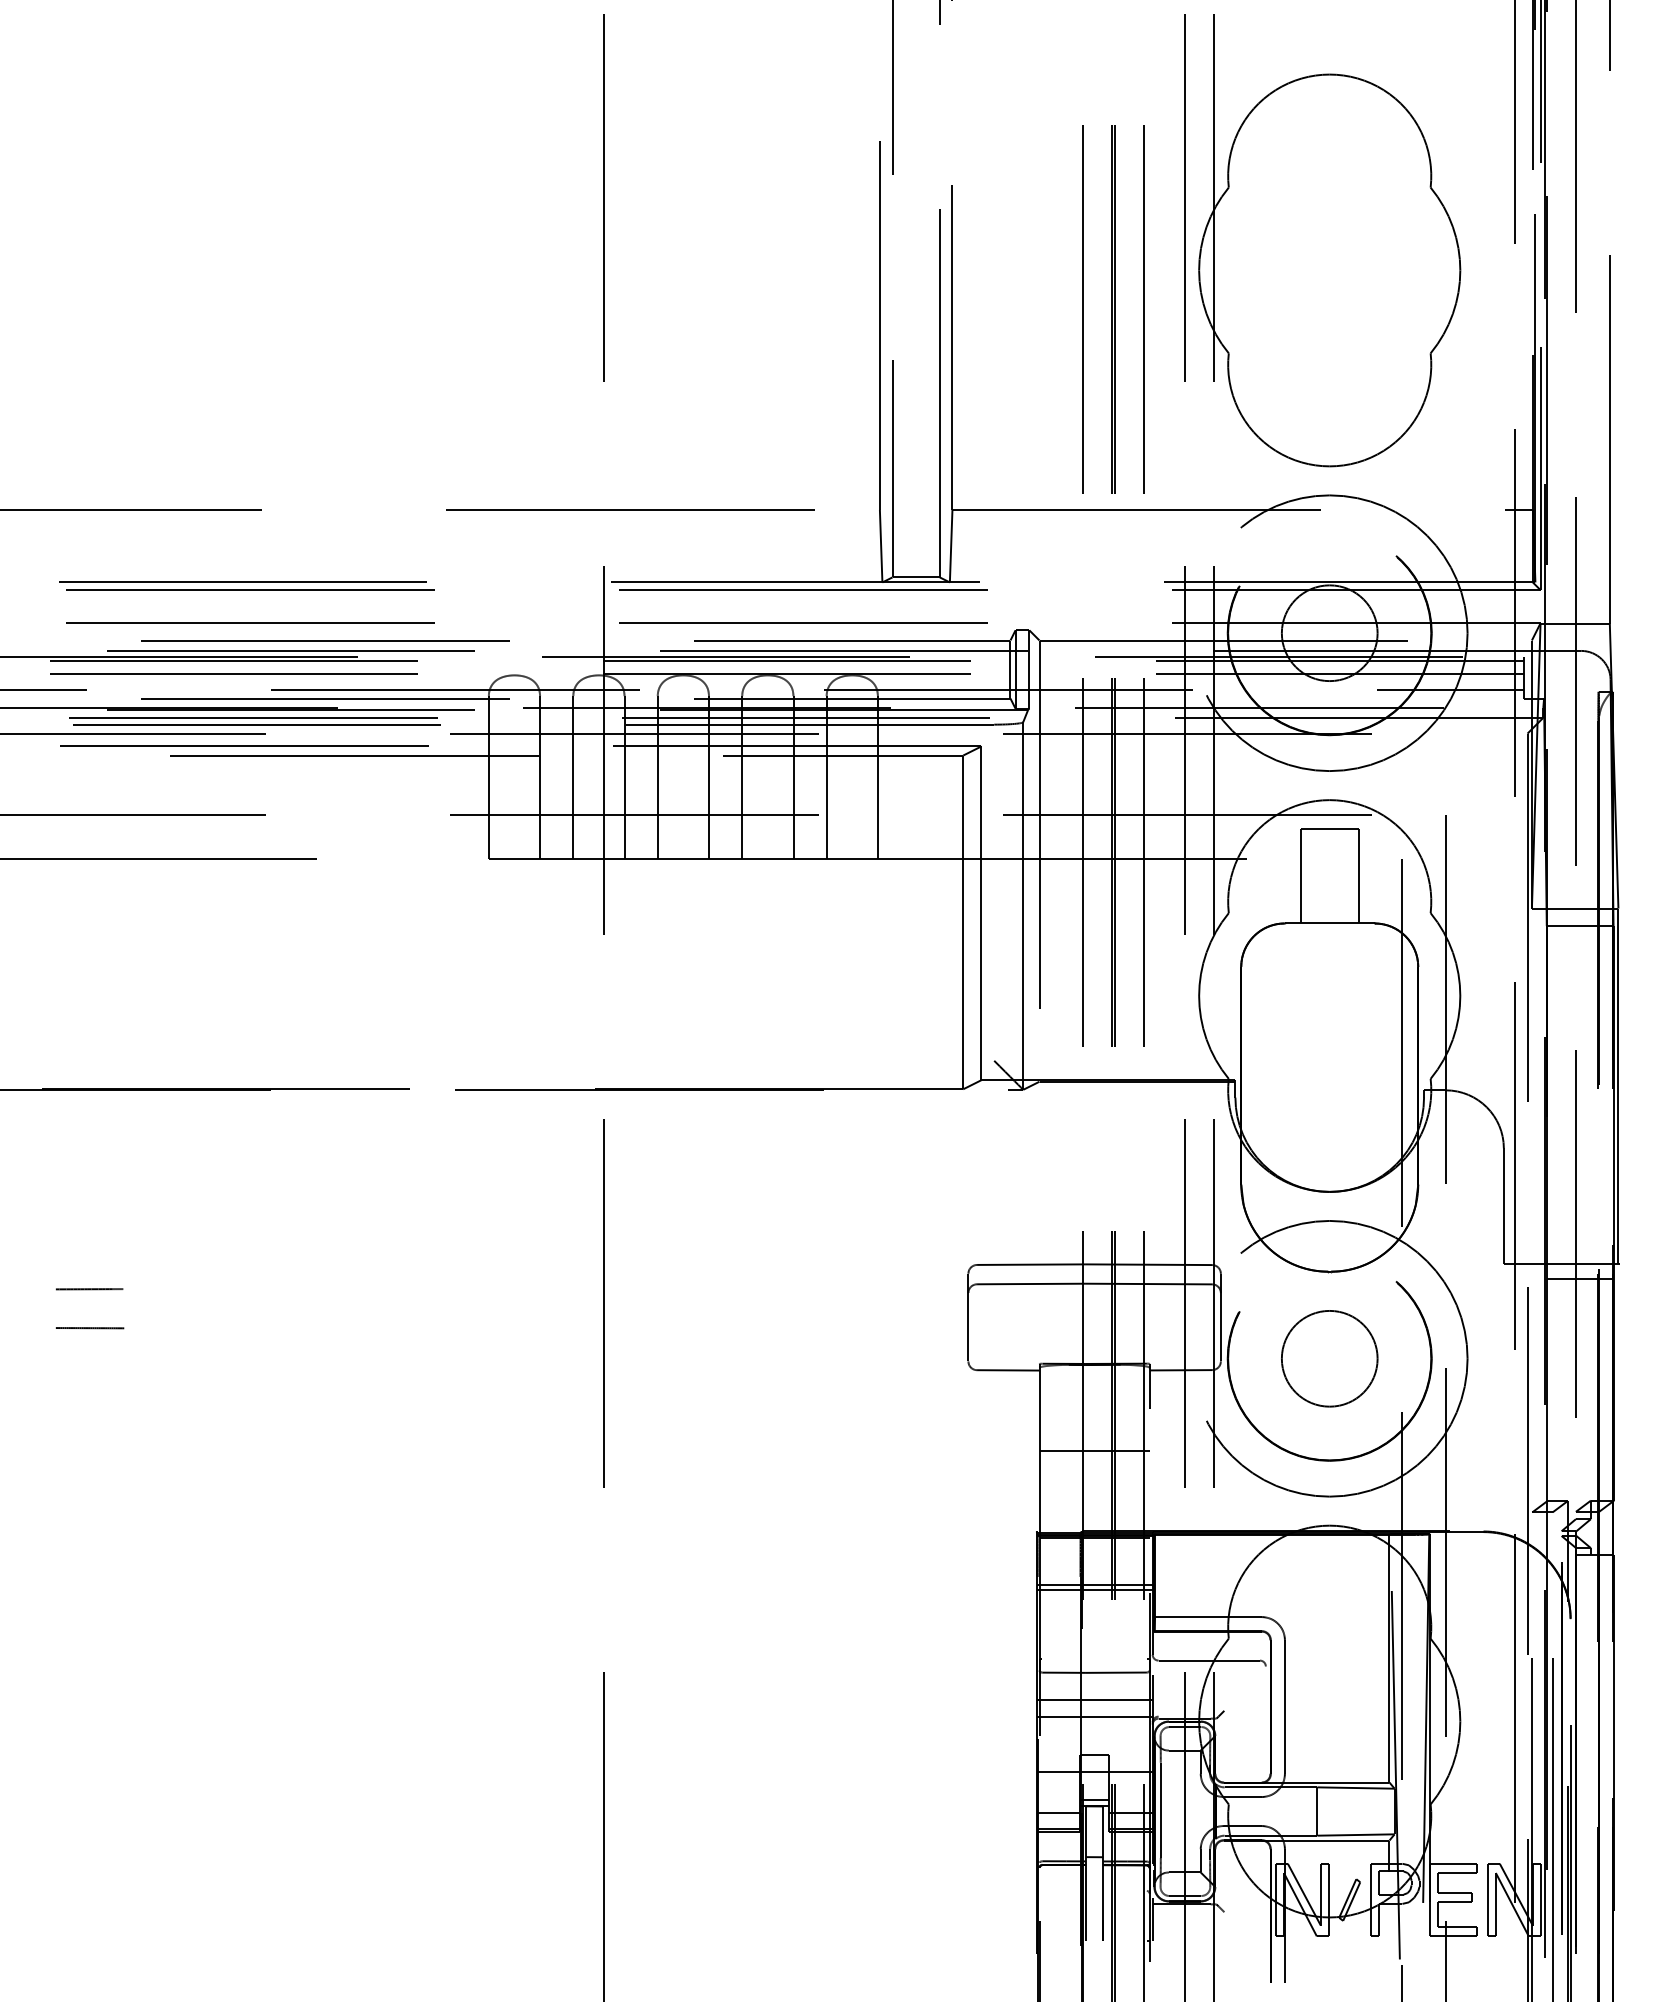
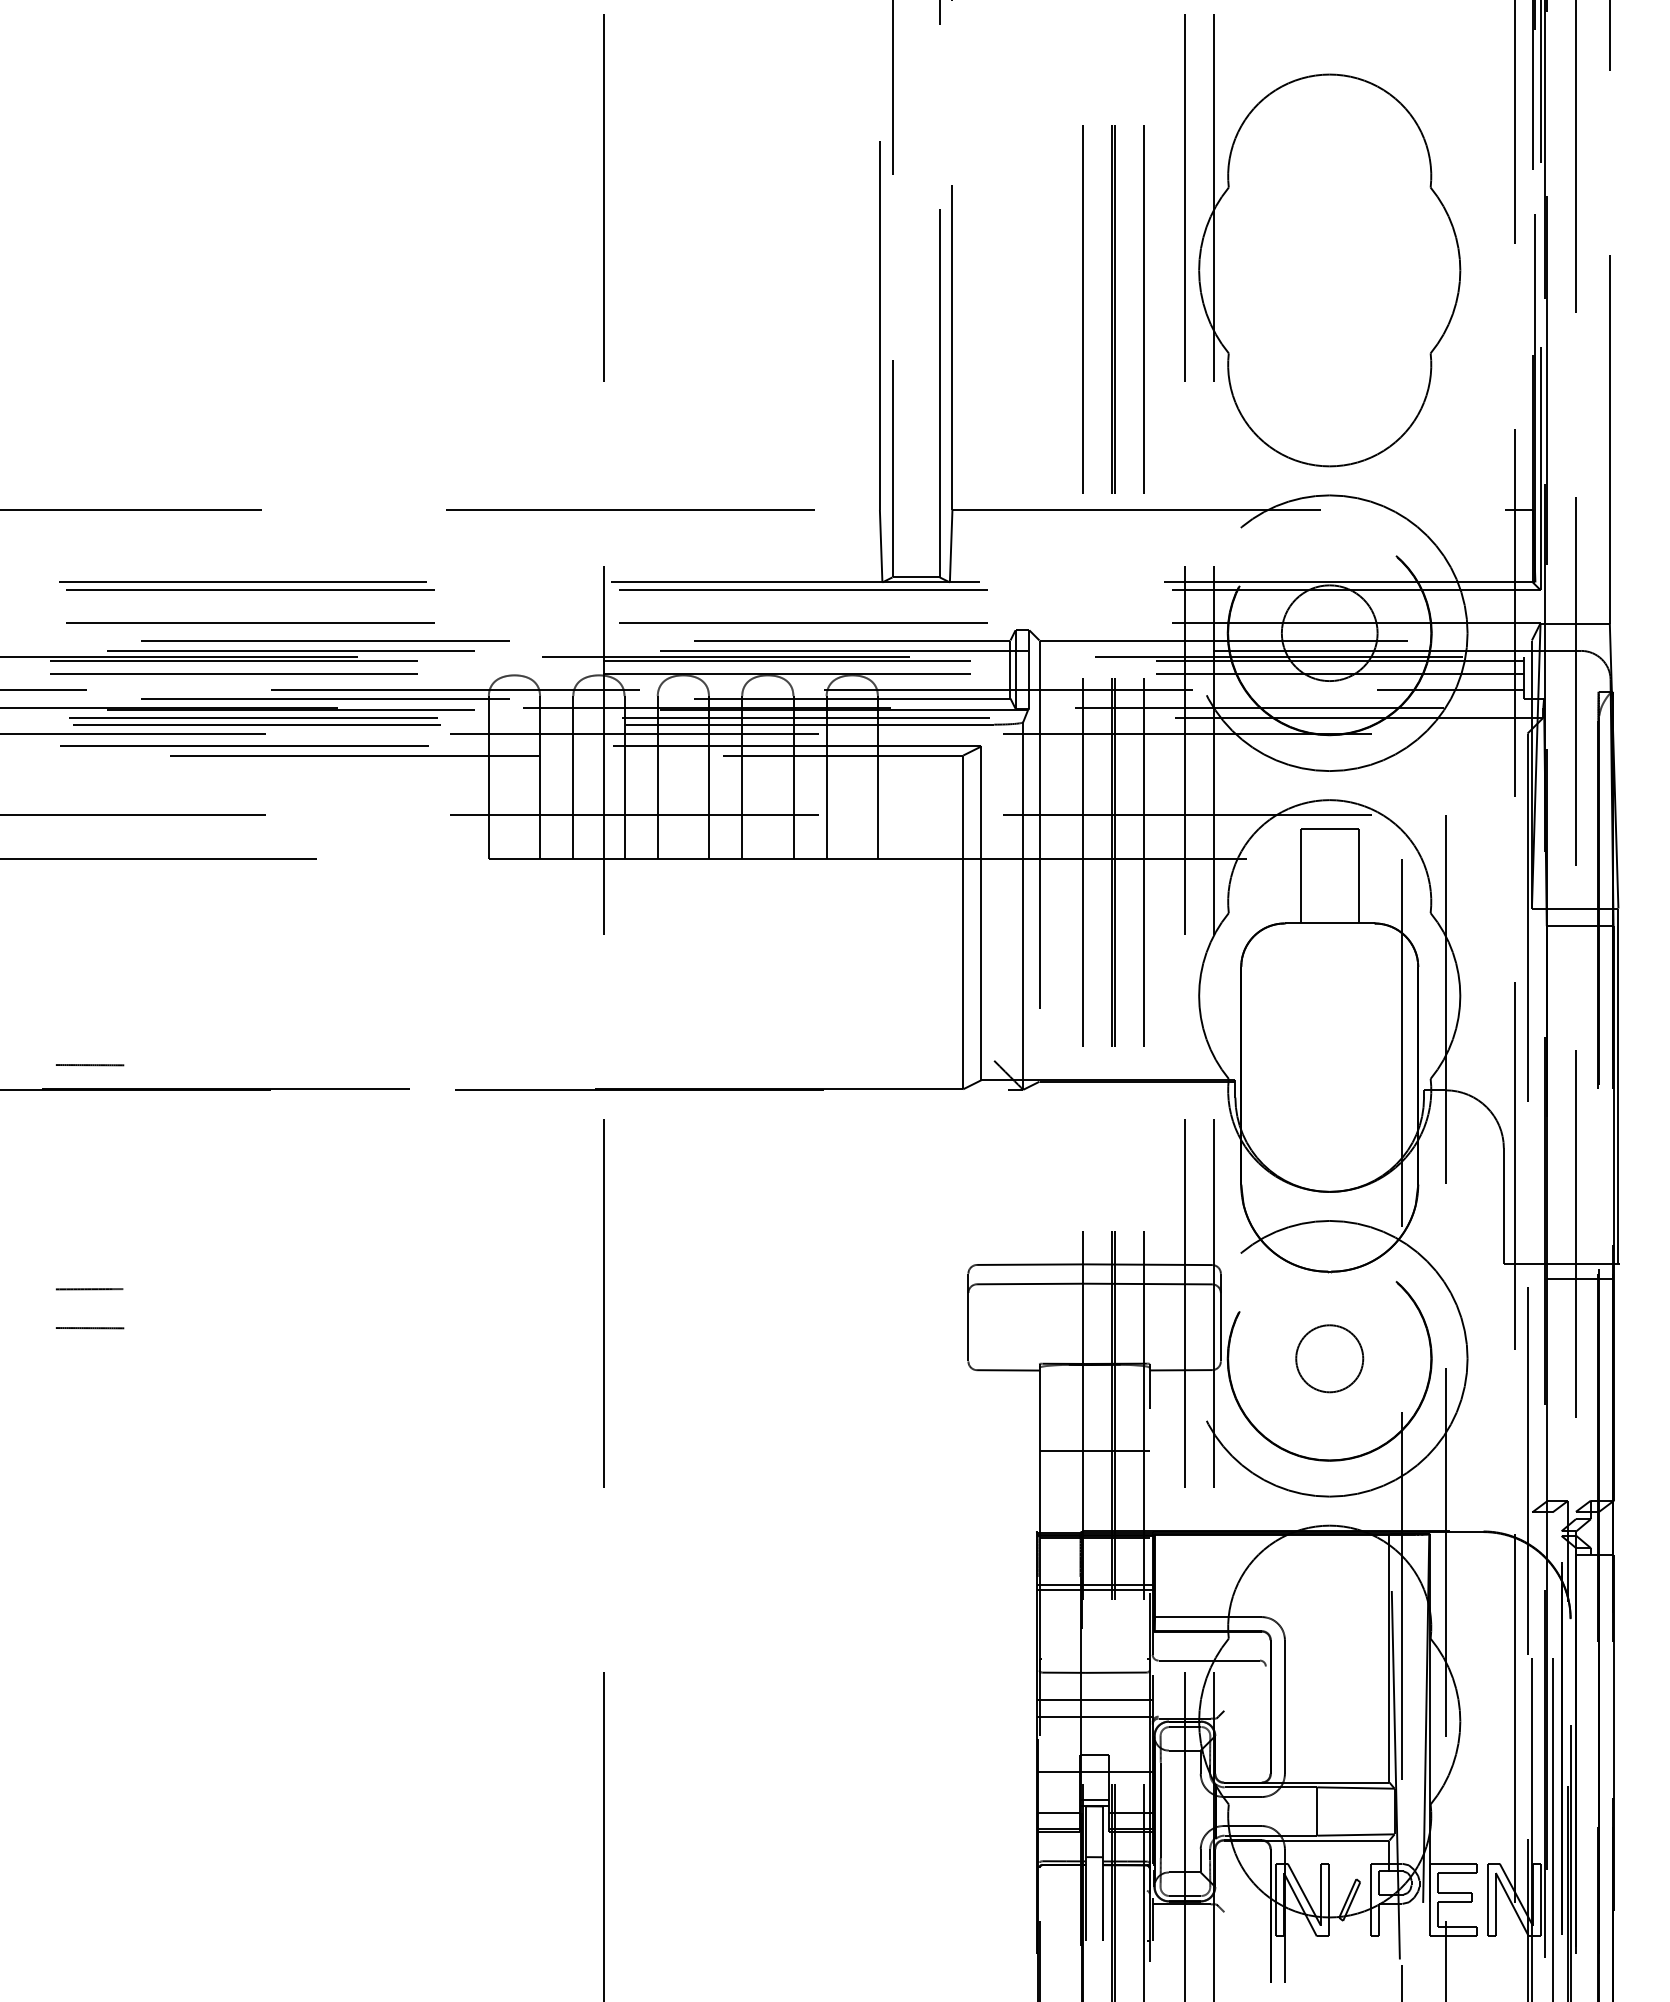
line: none -> present (89, 1065)
circle diameter: 96 px -> 67 px (1329, 1358)
